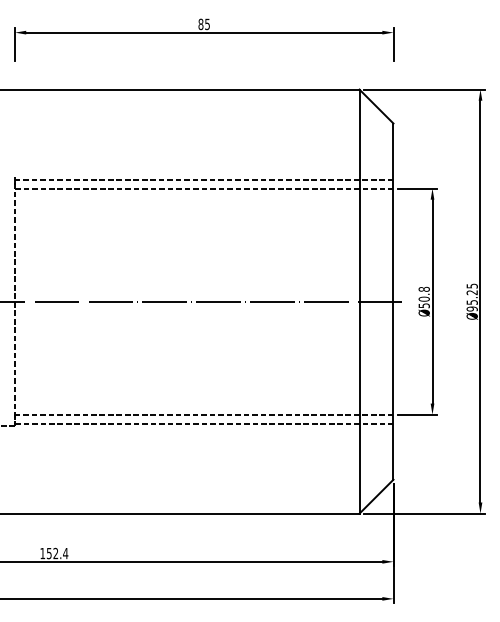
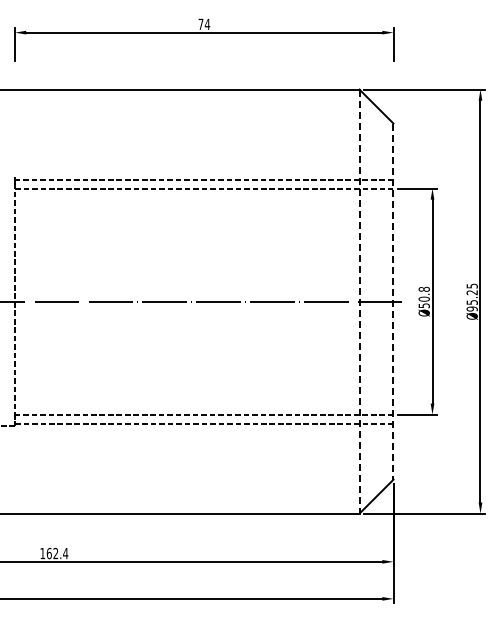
text: 85 -> 74 (204, 24)
line: solid -> dashed (359, 302)
line: solid -> dashed (393, 302)
text: 152.4 -> 162.4 (48, 553)
